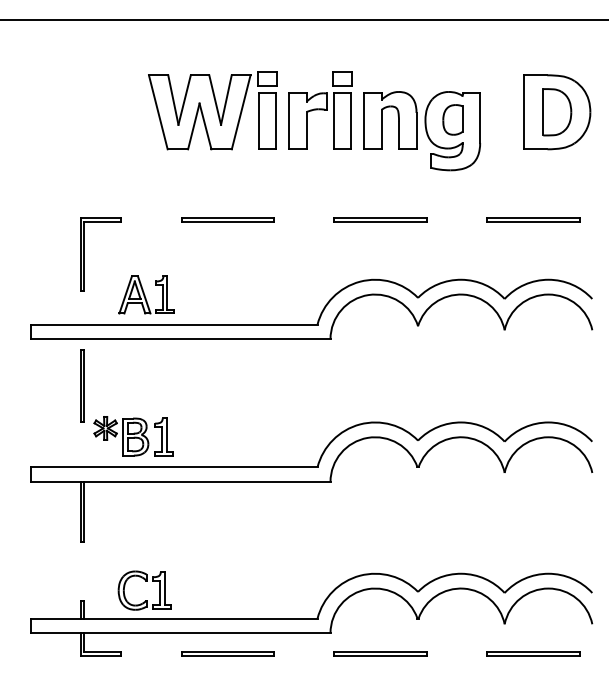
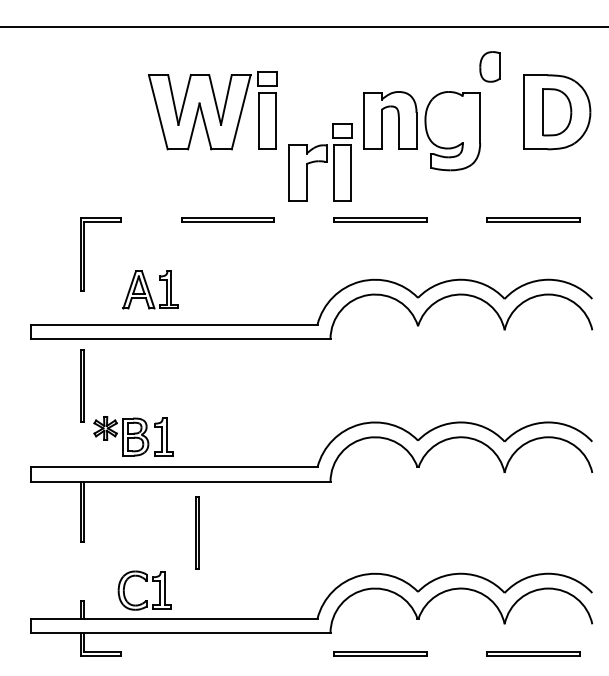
line position: (303, 20) -> (303, 27) (303, 27)
part position: (320, 110) -> (320, 162) (320, 162)
part position: (452, 119) -> (489, 66) (489, 66)
part position: (146, 294) -> (150, 289) (150, 289)
line: none -> present (196, 532)
part: present -> none (227, 653)
